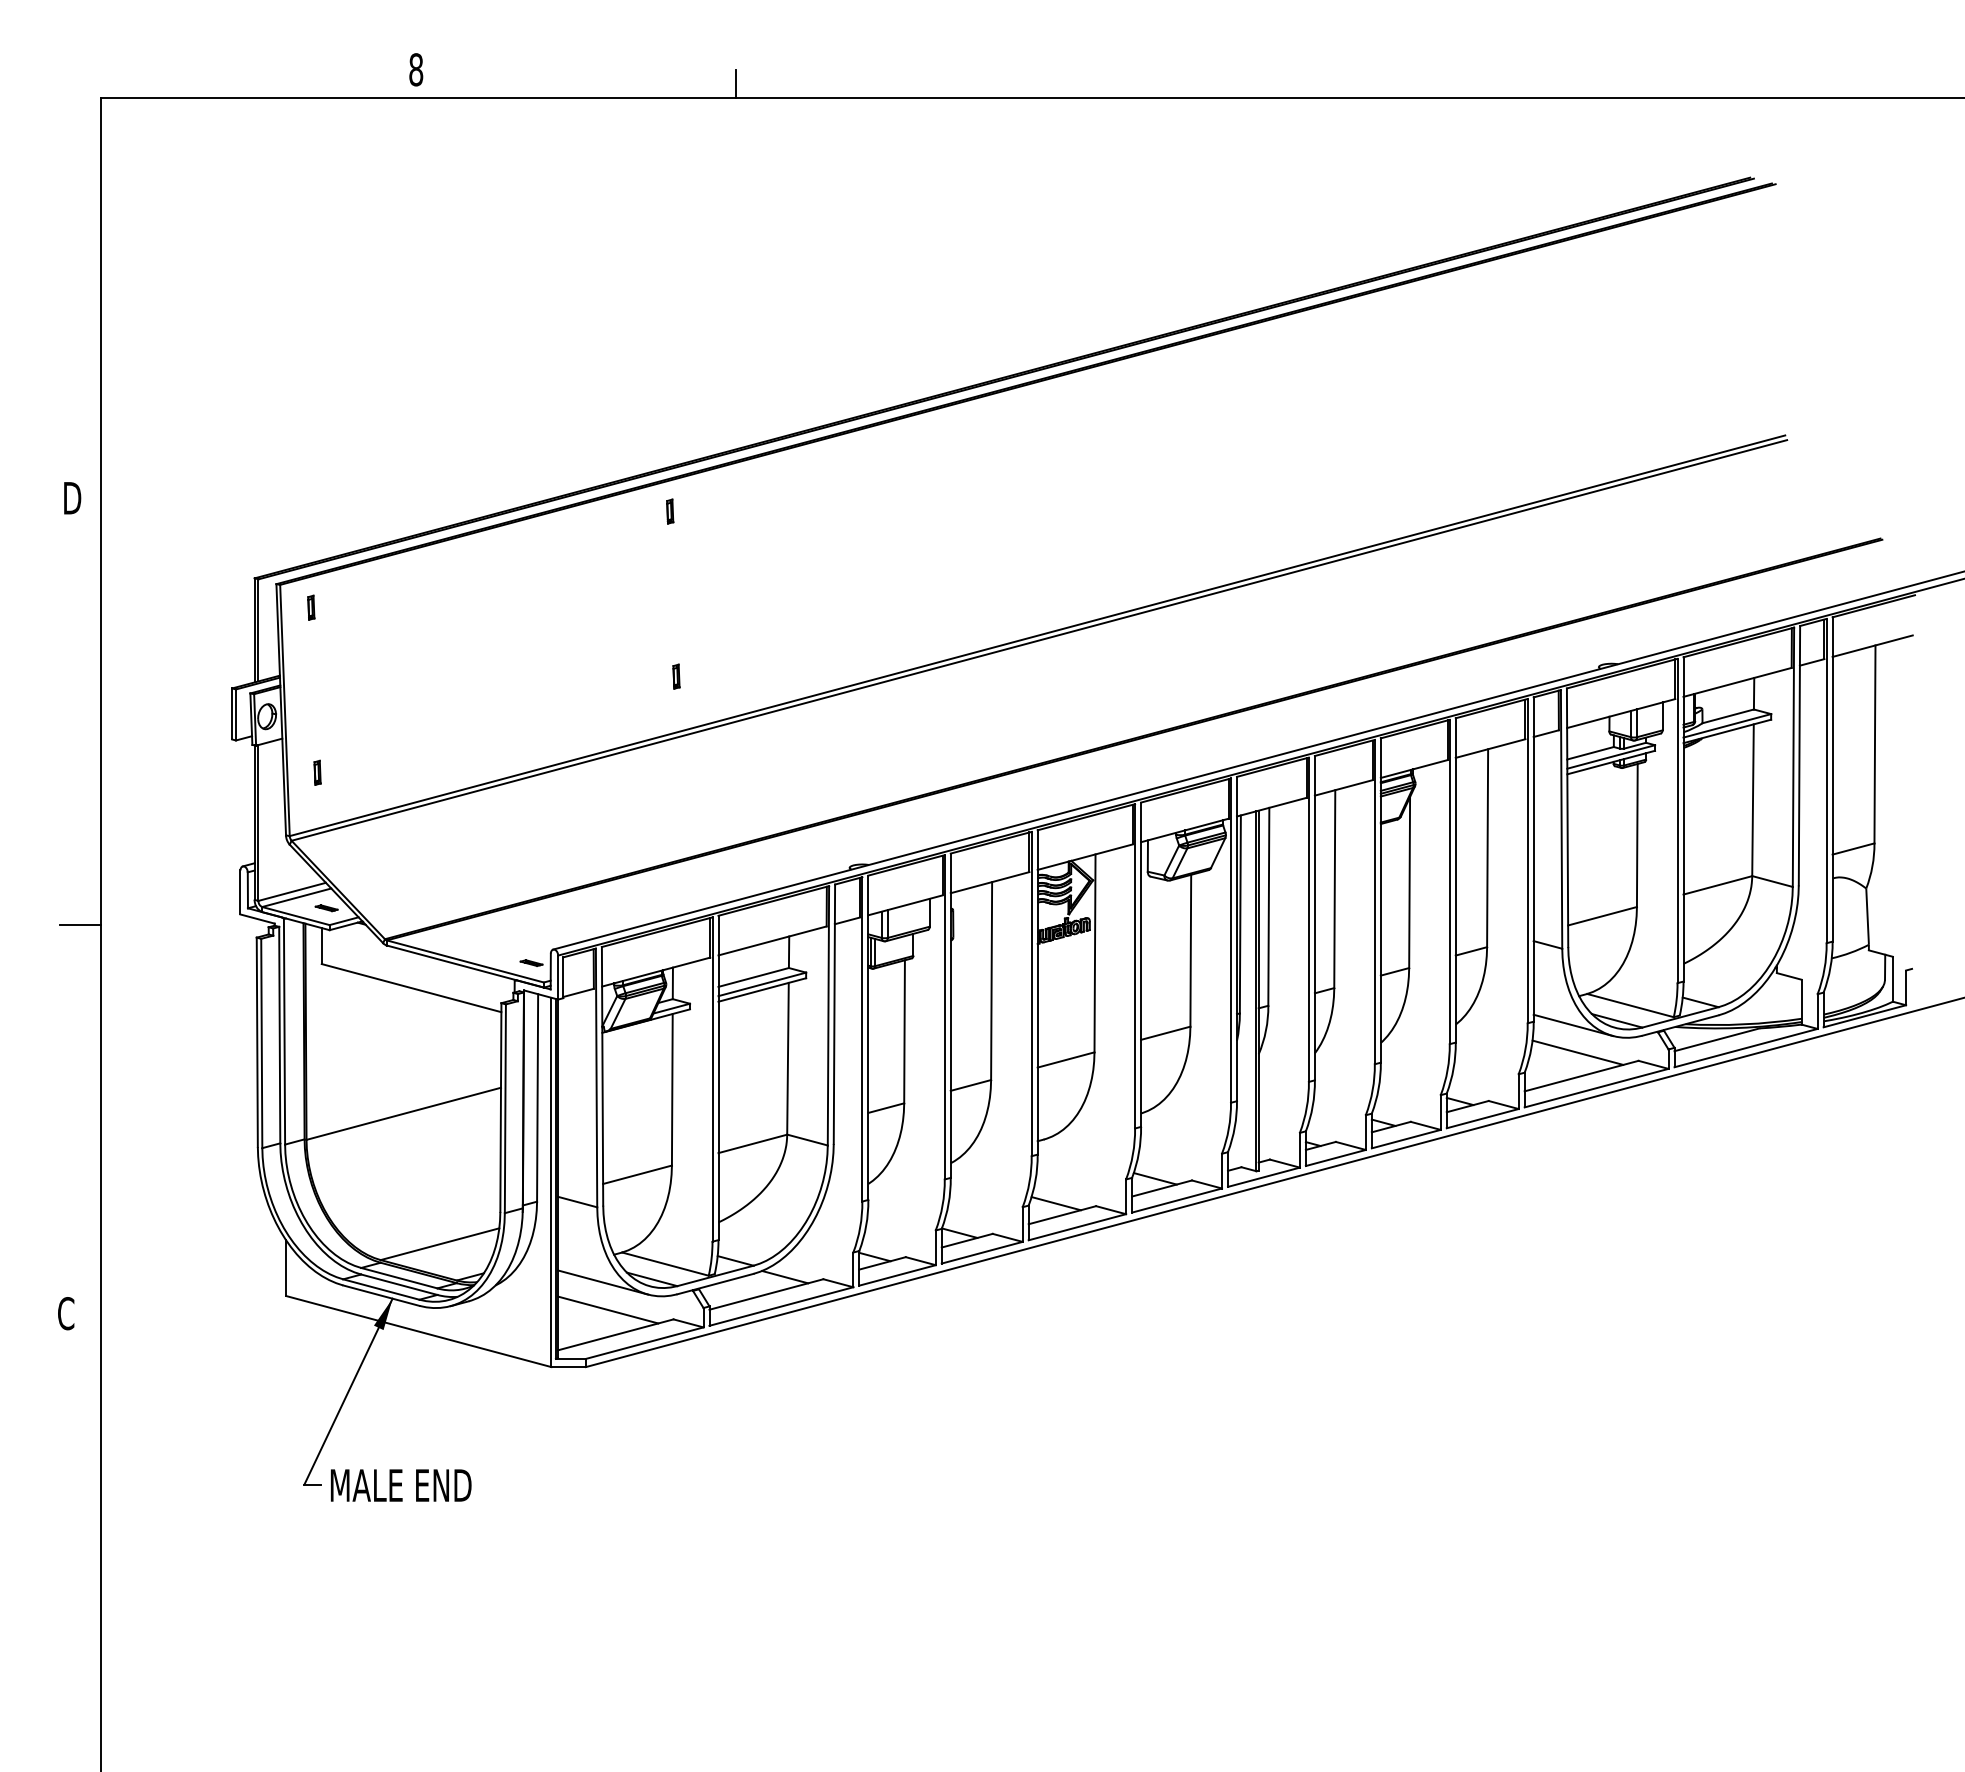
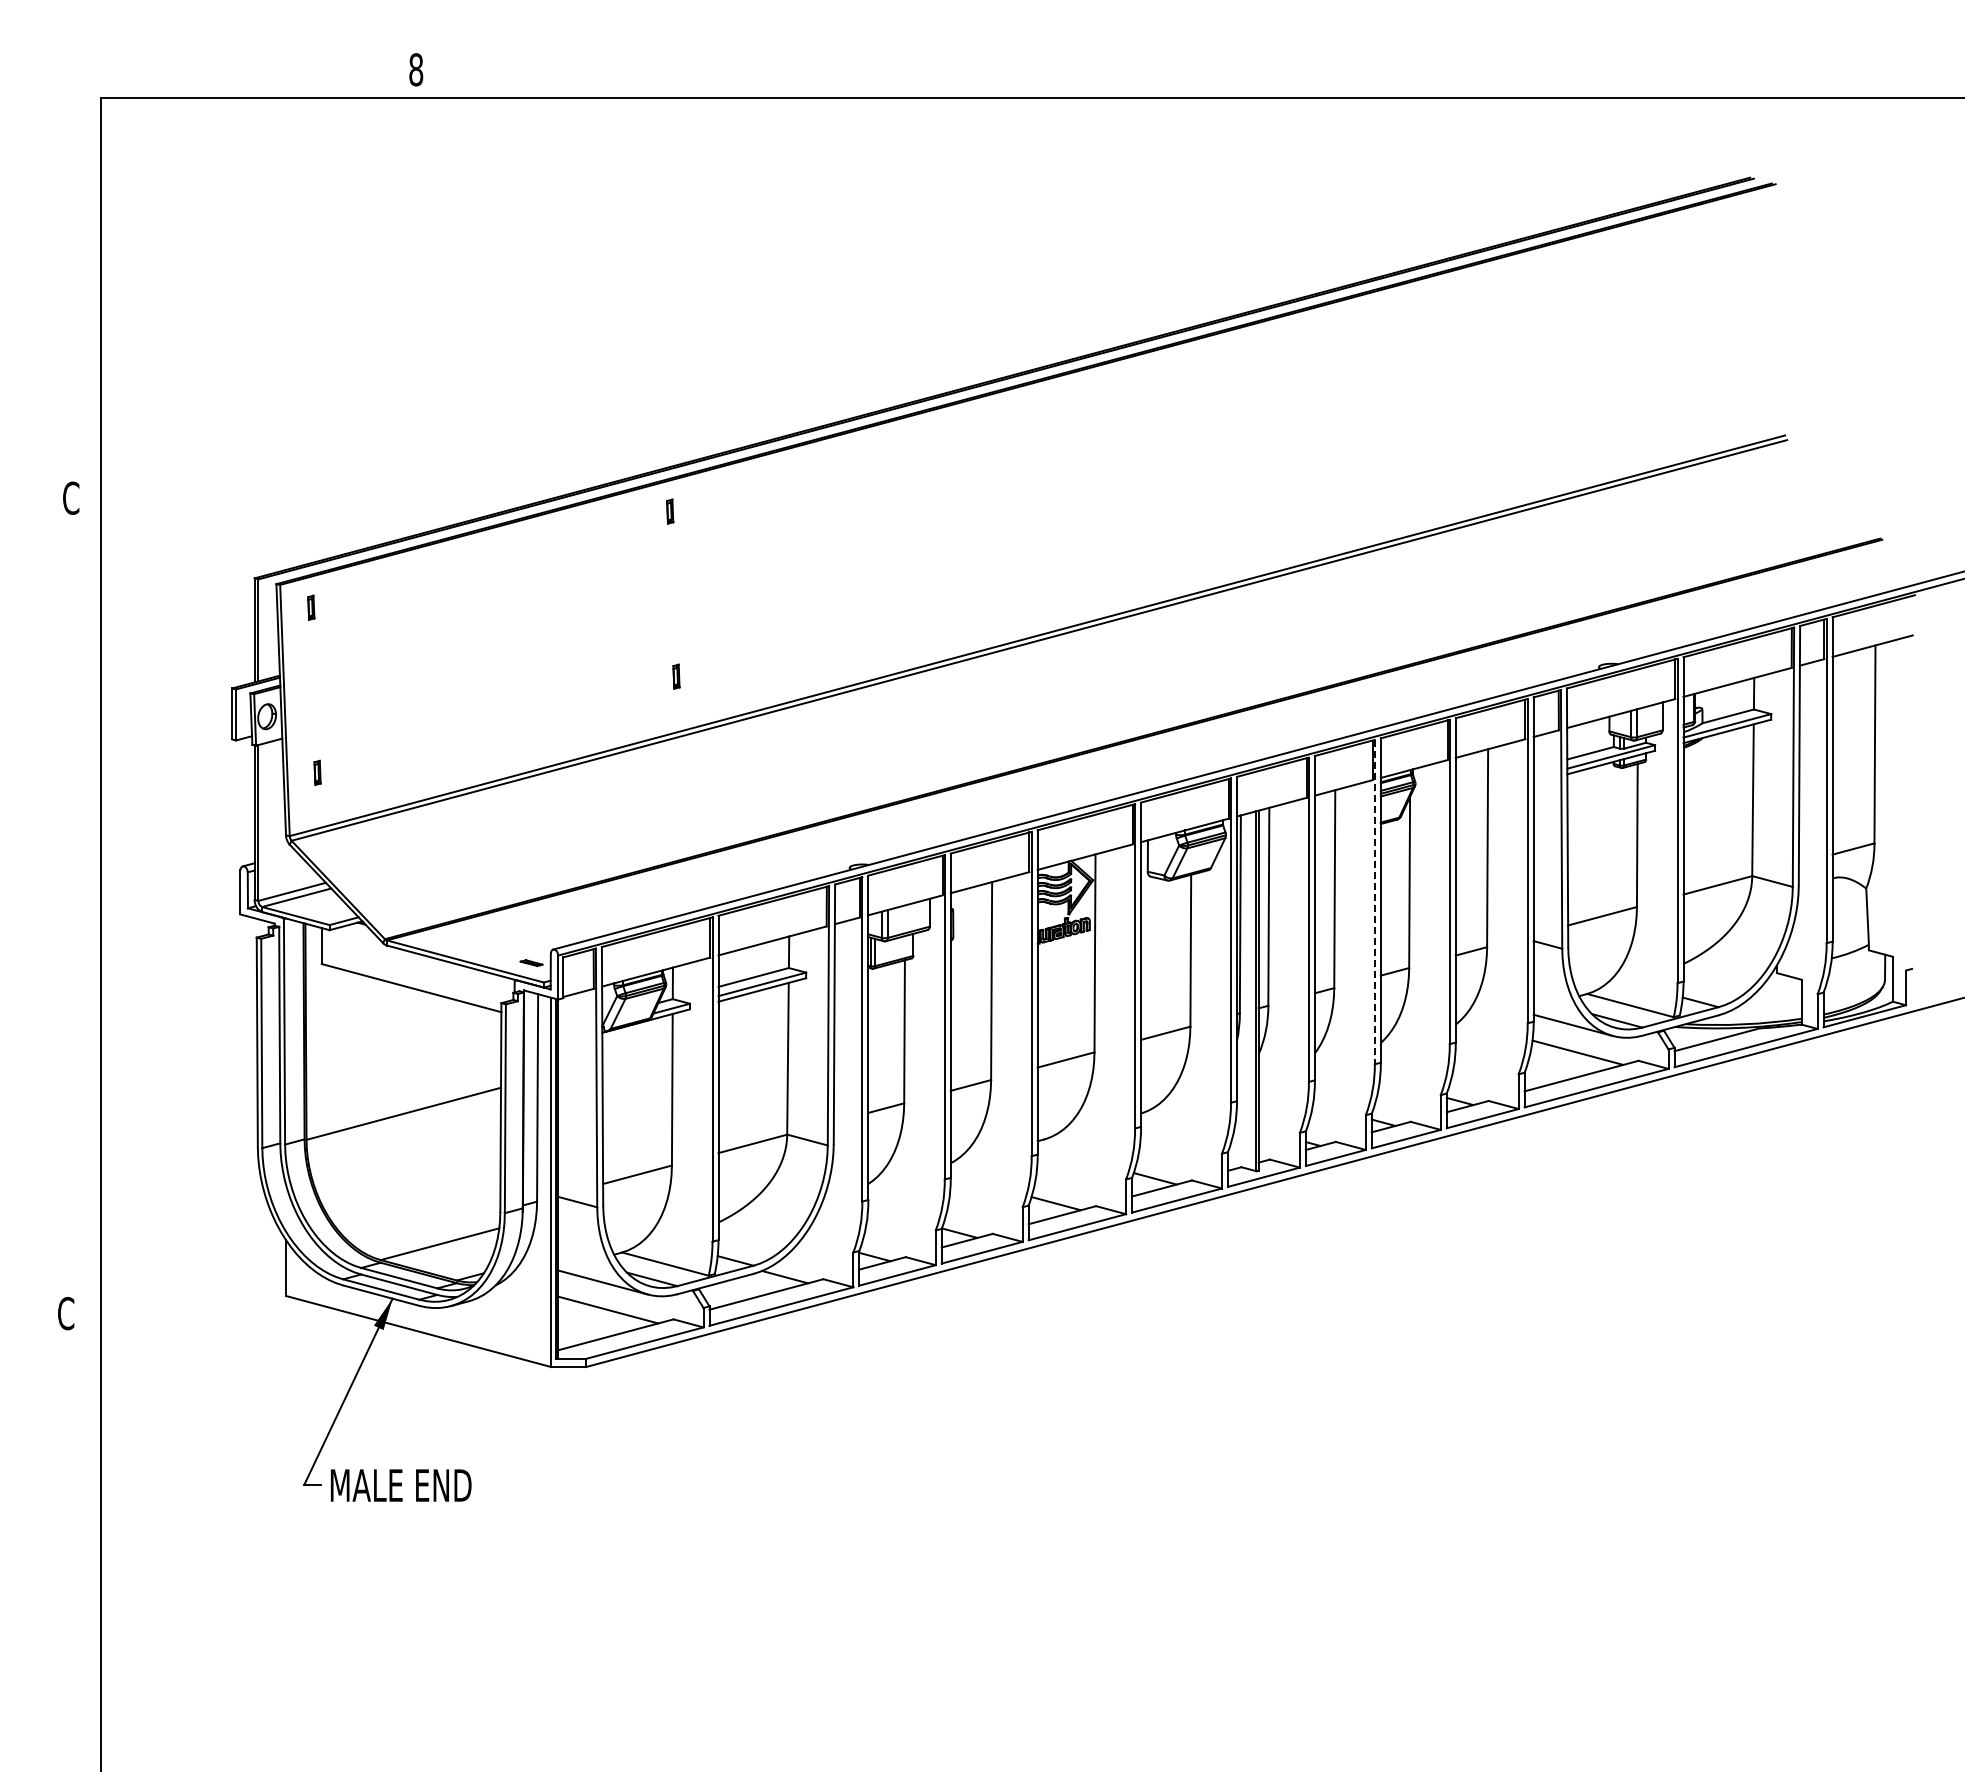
line: present -> none (736, 83)
text: D -> C (72, 497)
line: solid -> dashed (1374, 902)
part: present -> none (326, 908)
line: present -> none (80, 925)
